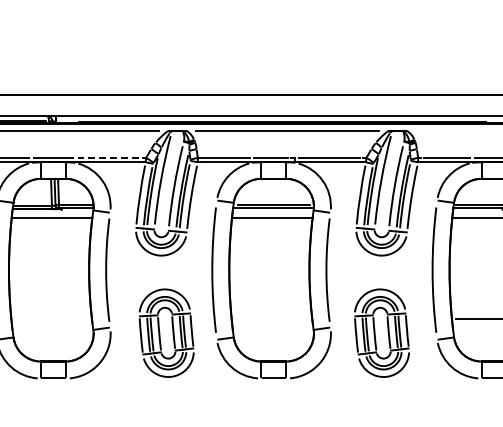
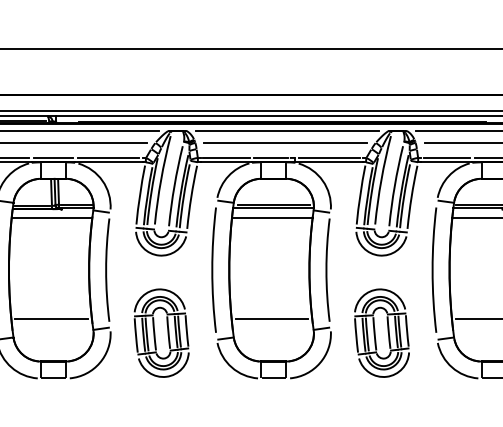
line: none -> present (250, 48)
line: none -> present (250, 111)
line: none -> present (457, 130)
line: none -> present (74, 142)
line: none -> present (285, 142)
line: none -> present (461, 142)
line: dashed -> solid (108, 157)
line: none -> present (51, 318)
line: none -> present (271, 318)
part position: (166, 332) -> (161, 332) (161, 332)
